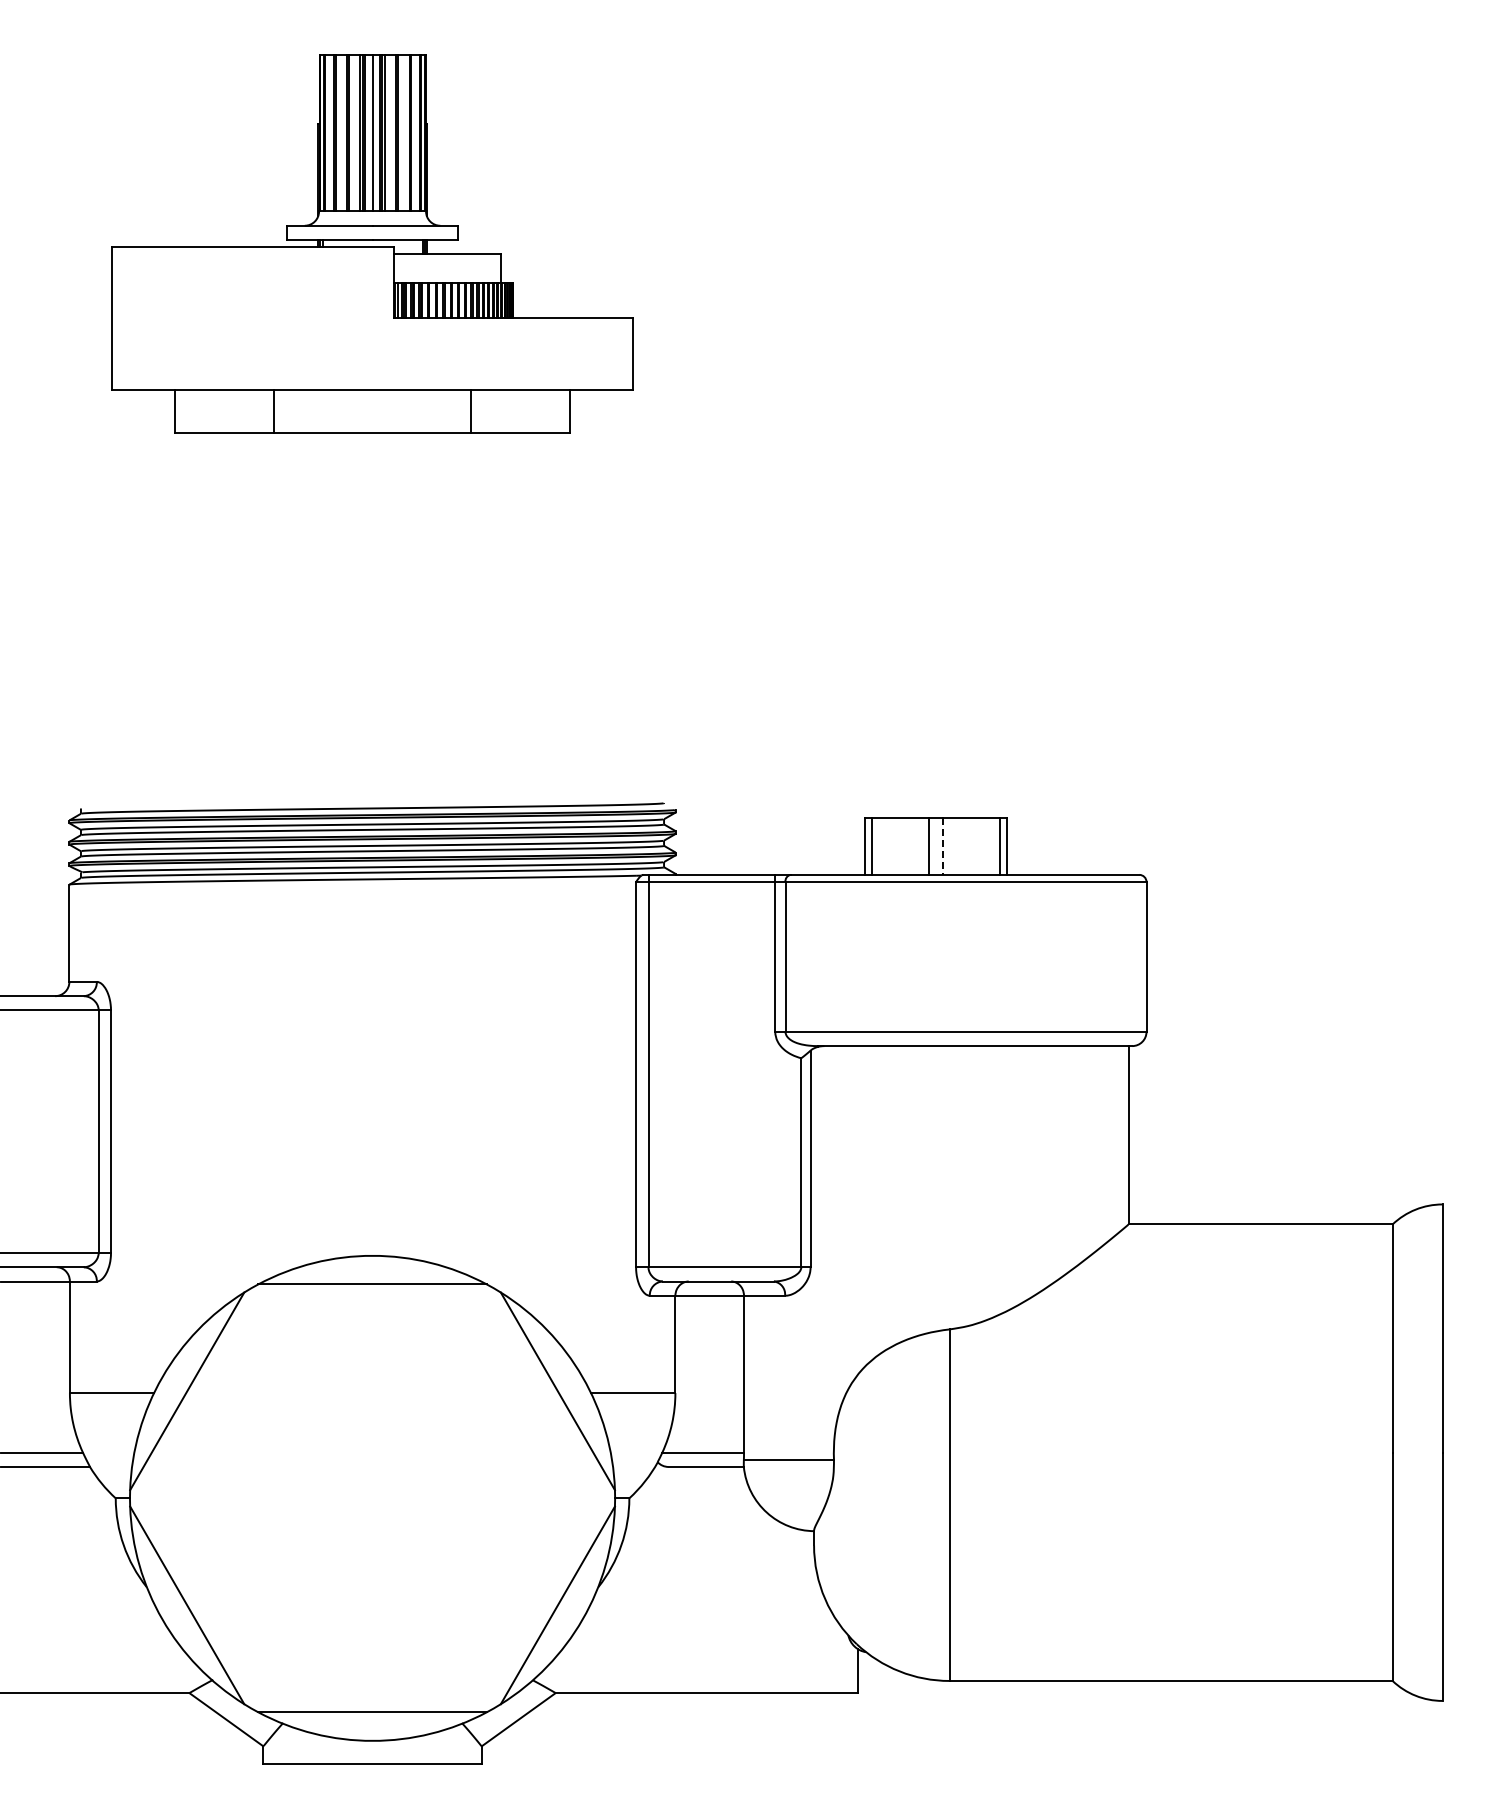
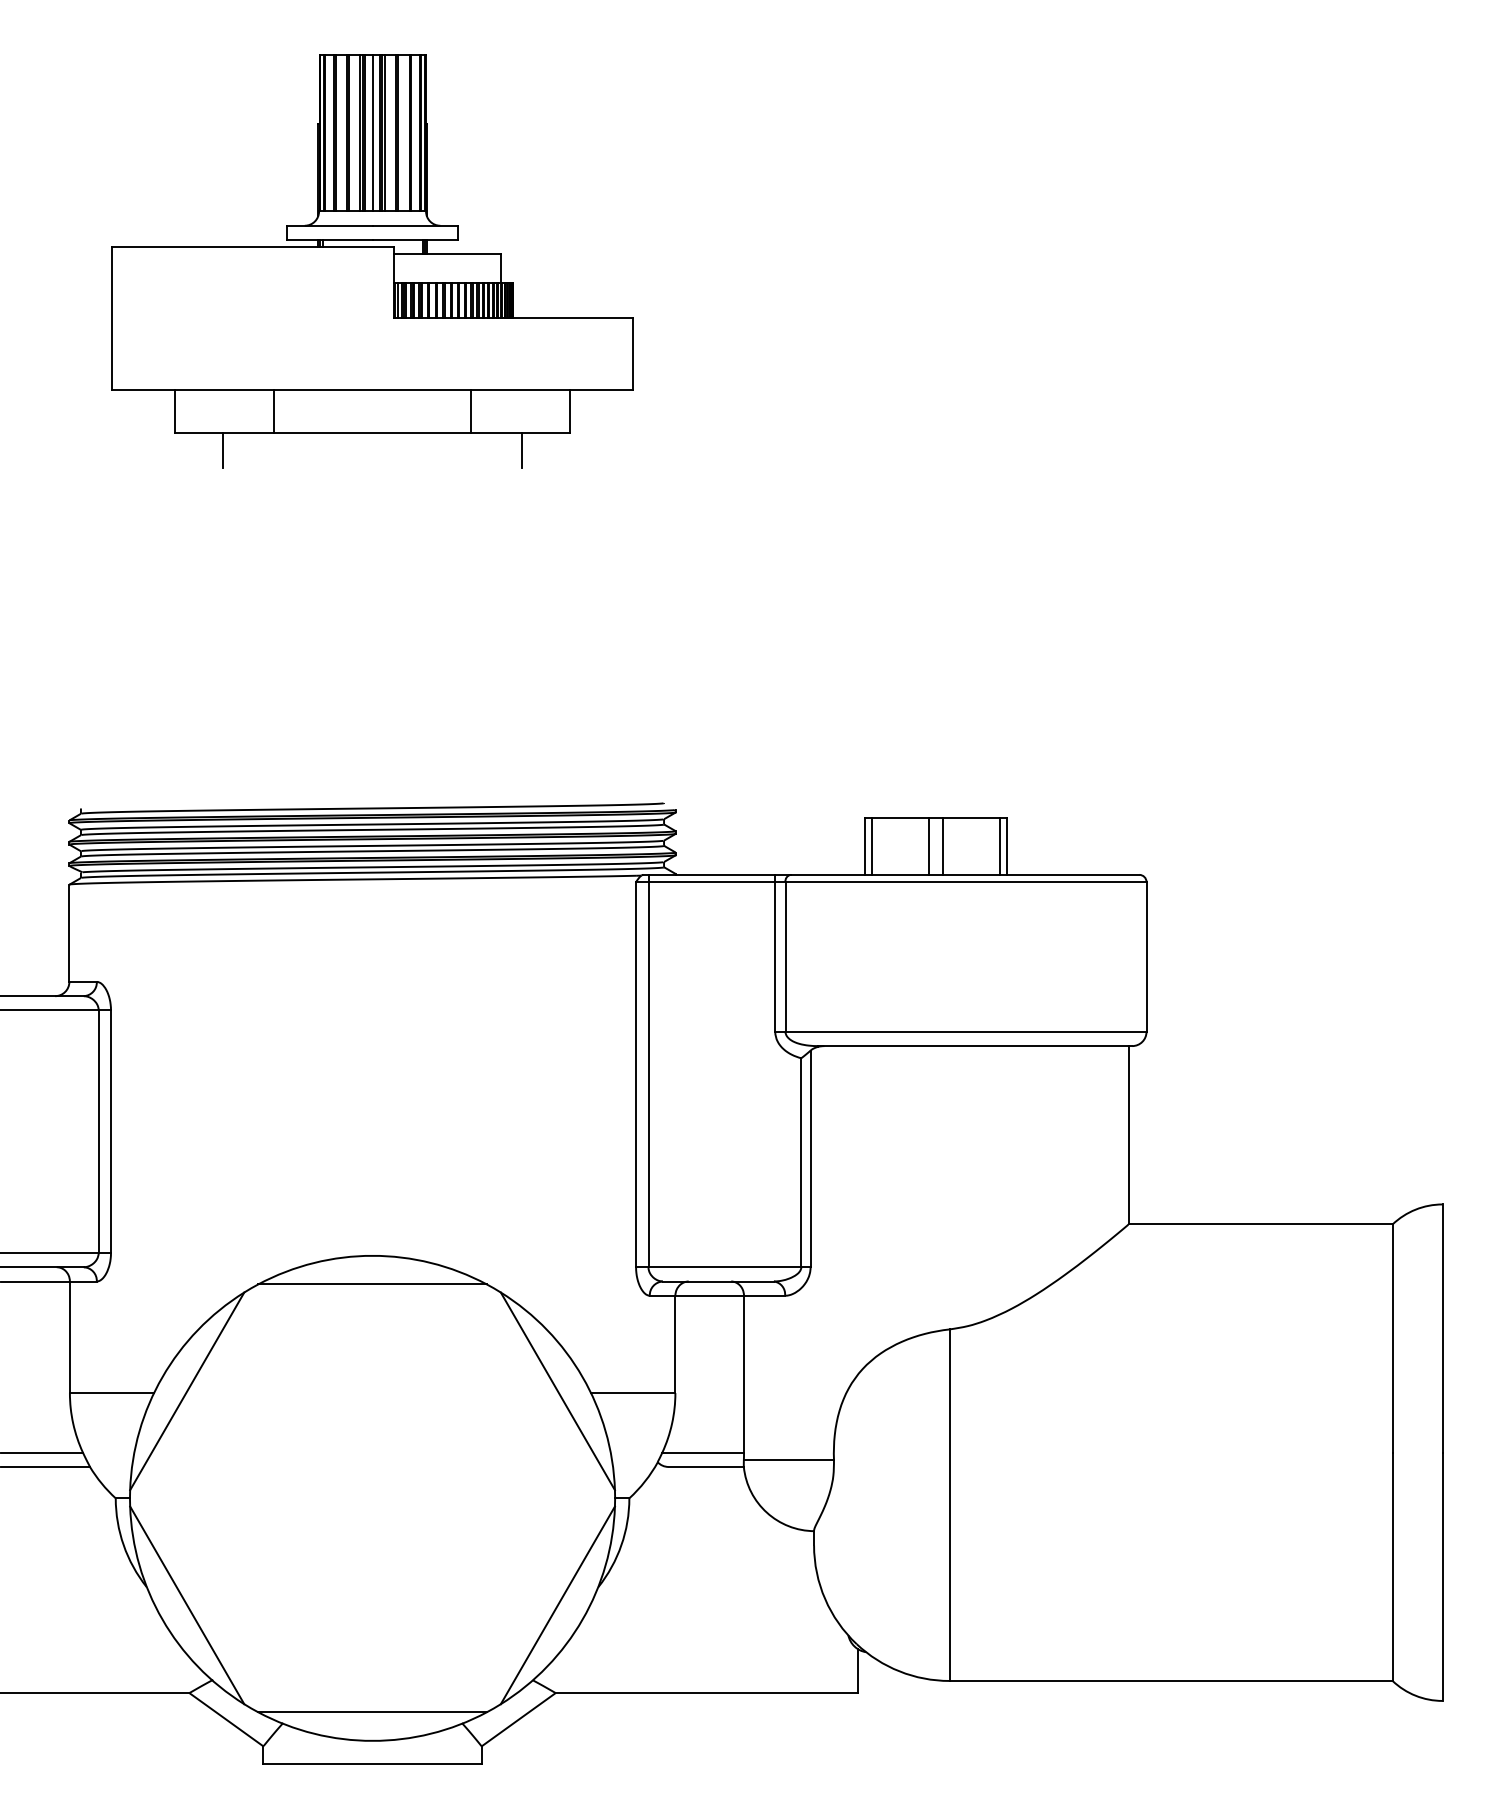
line: none -> present (222, 450)
line: none -> present (522, 450)
line: dashed -> solid (943, 846)
